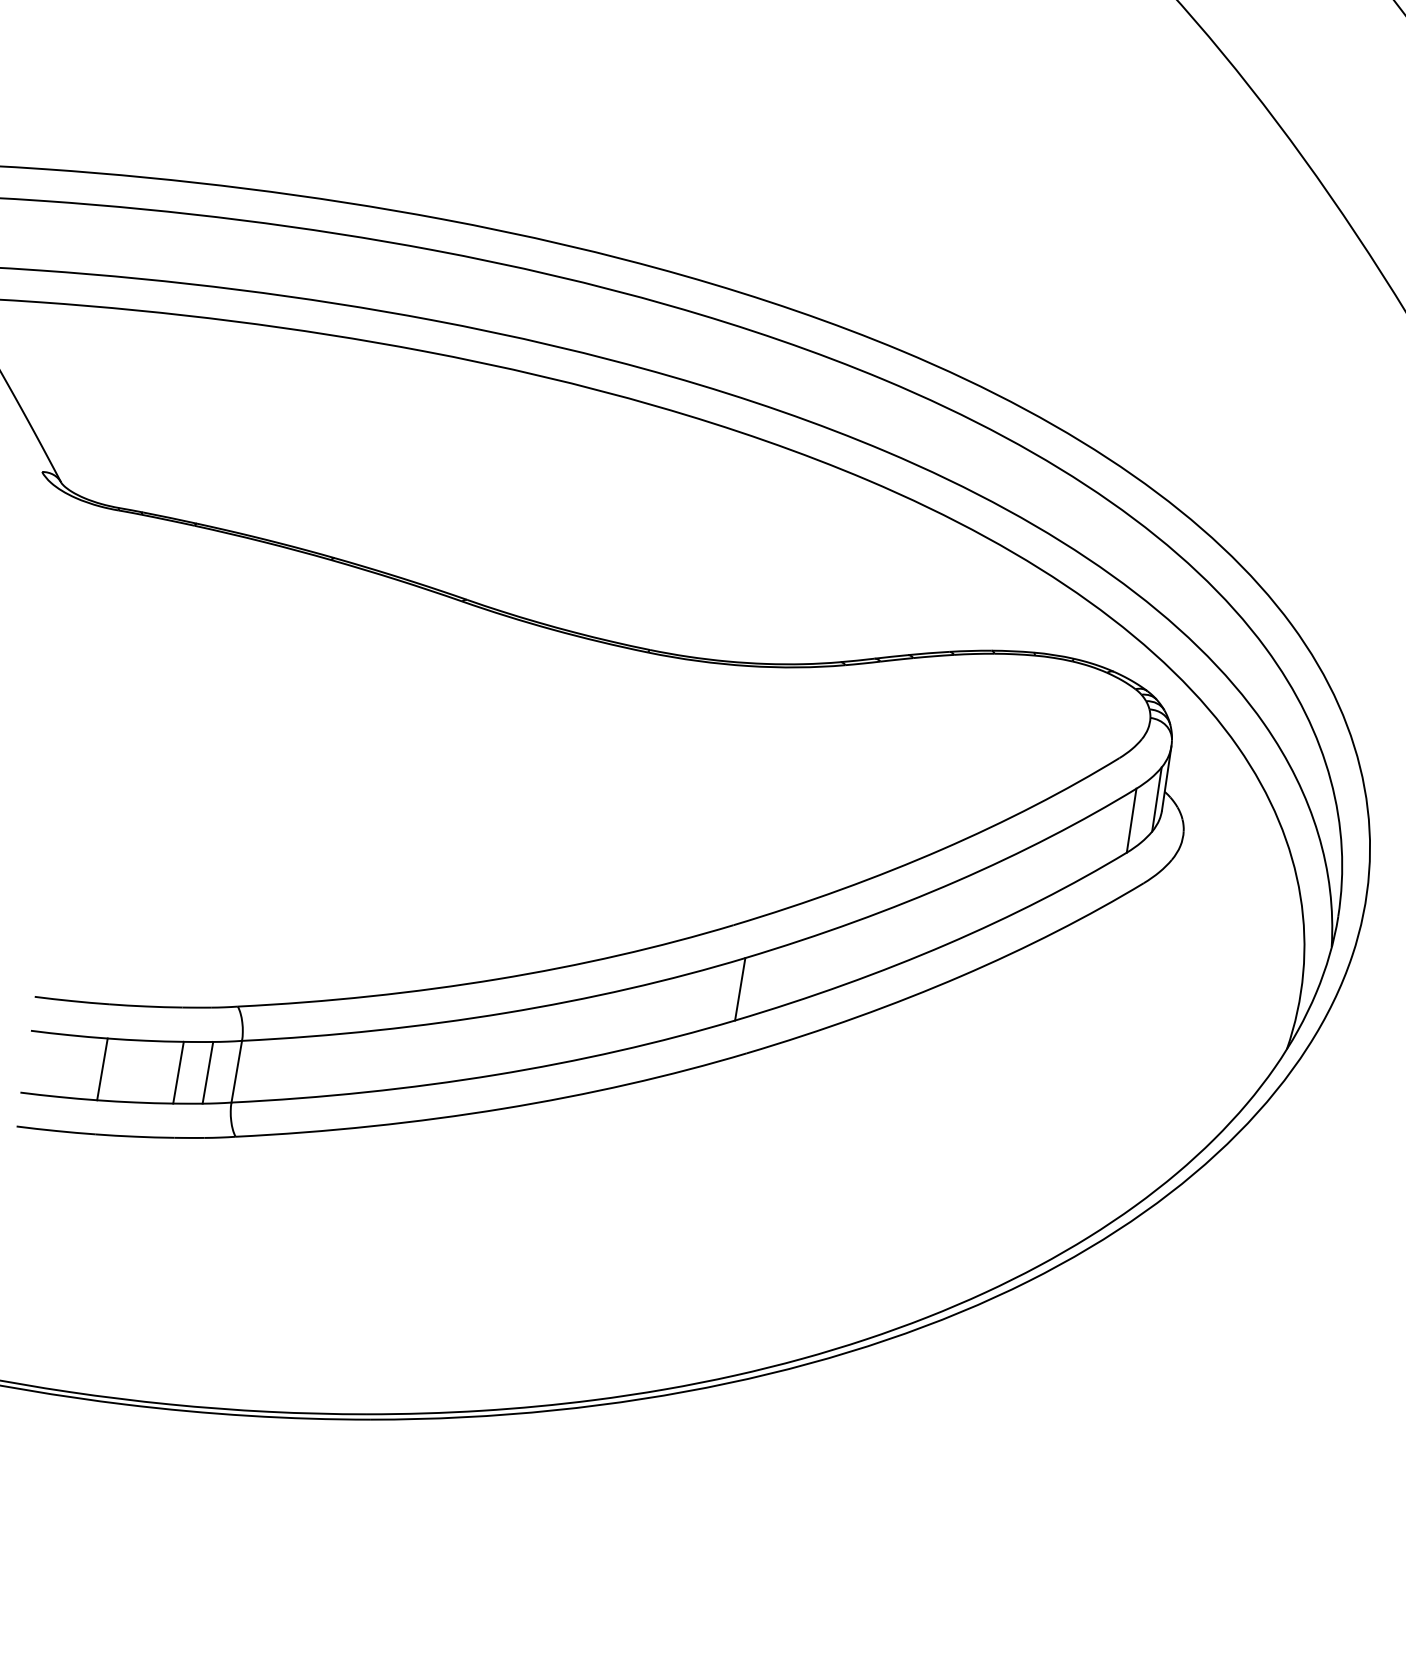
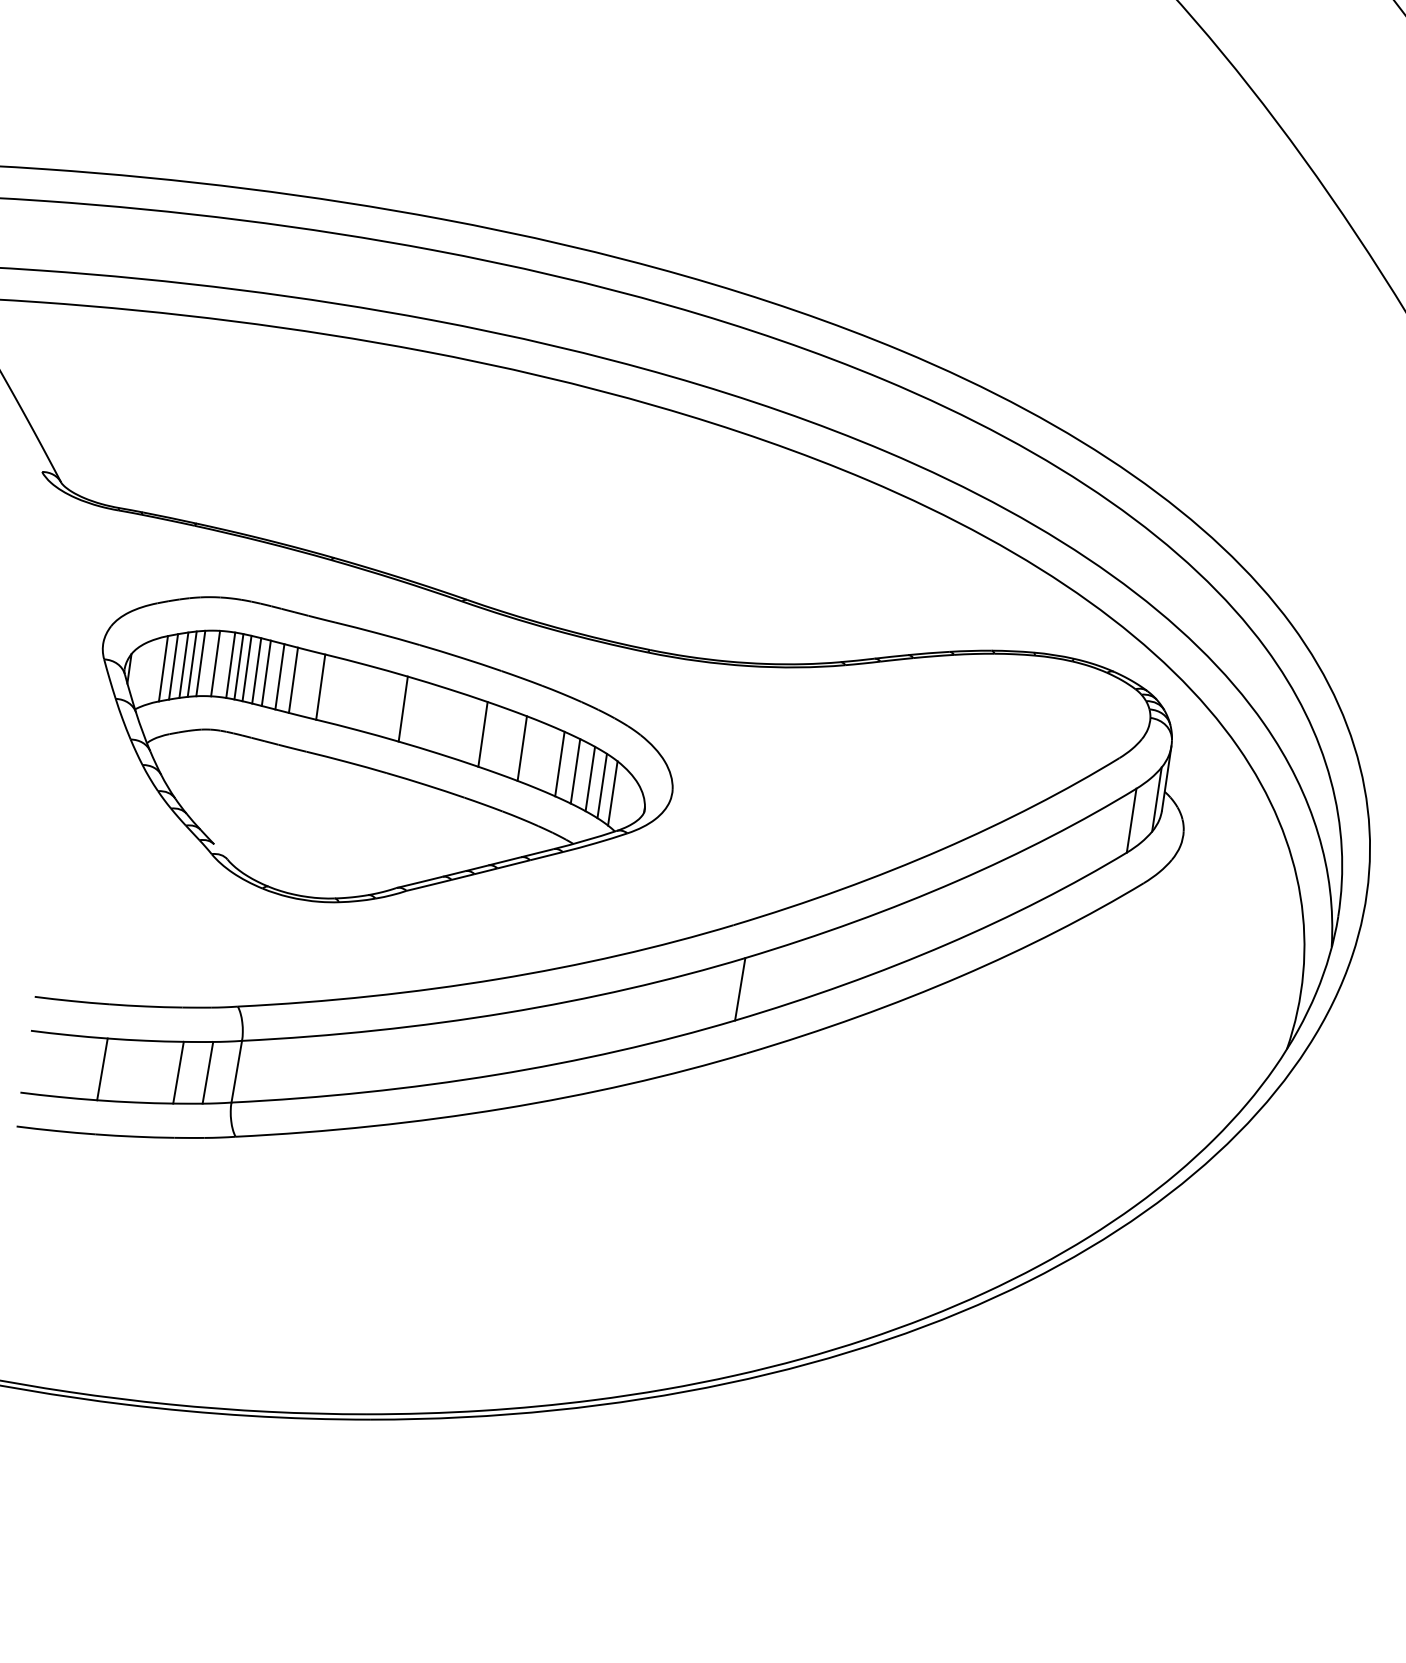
part: none -> present (387, 749)
